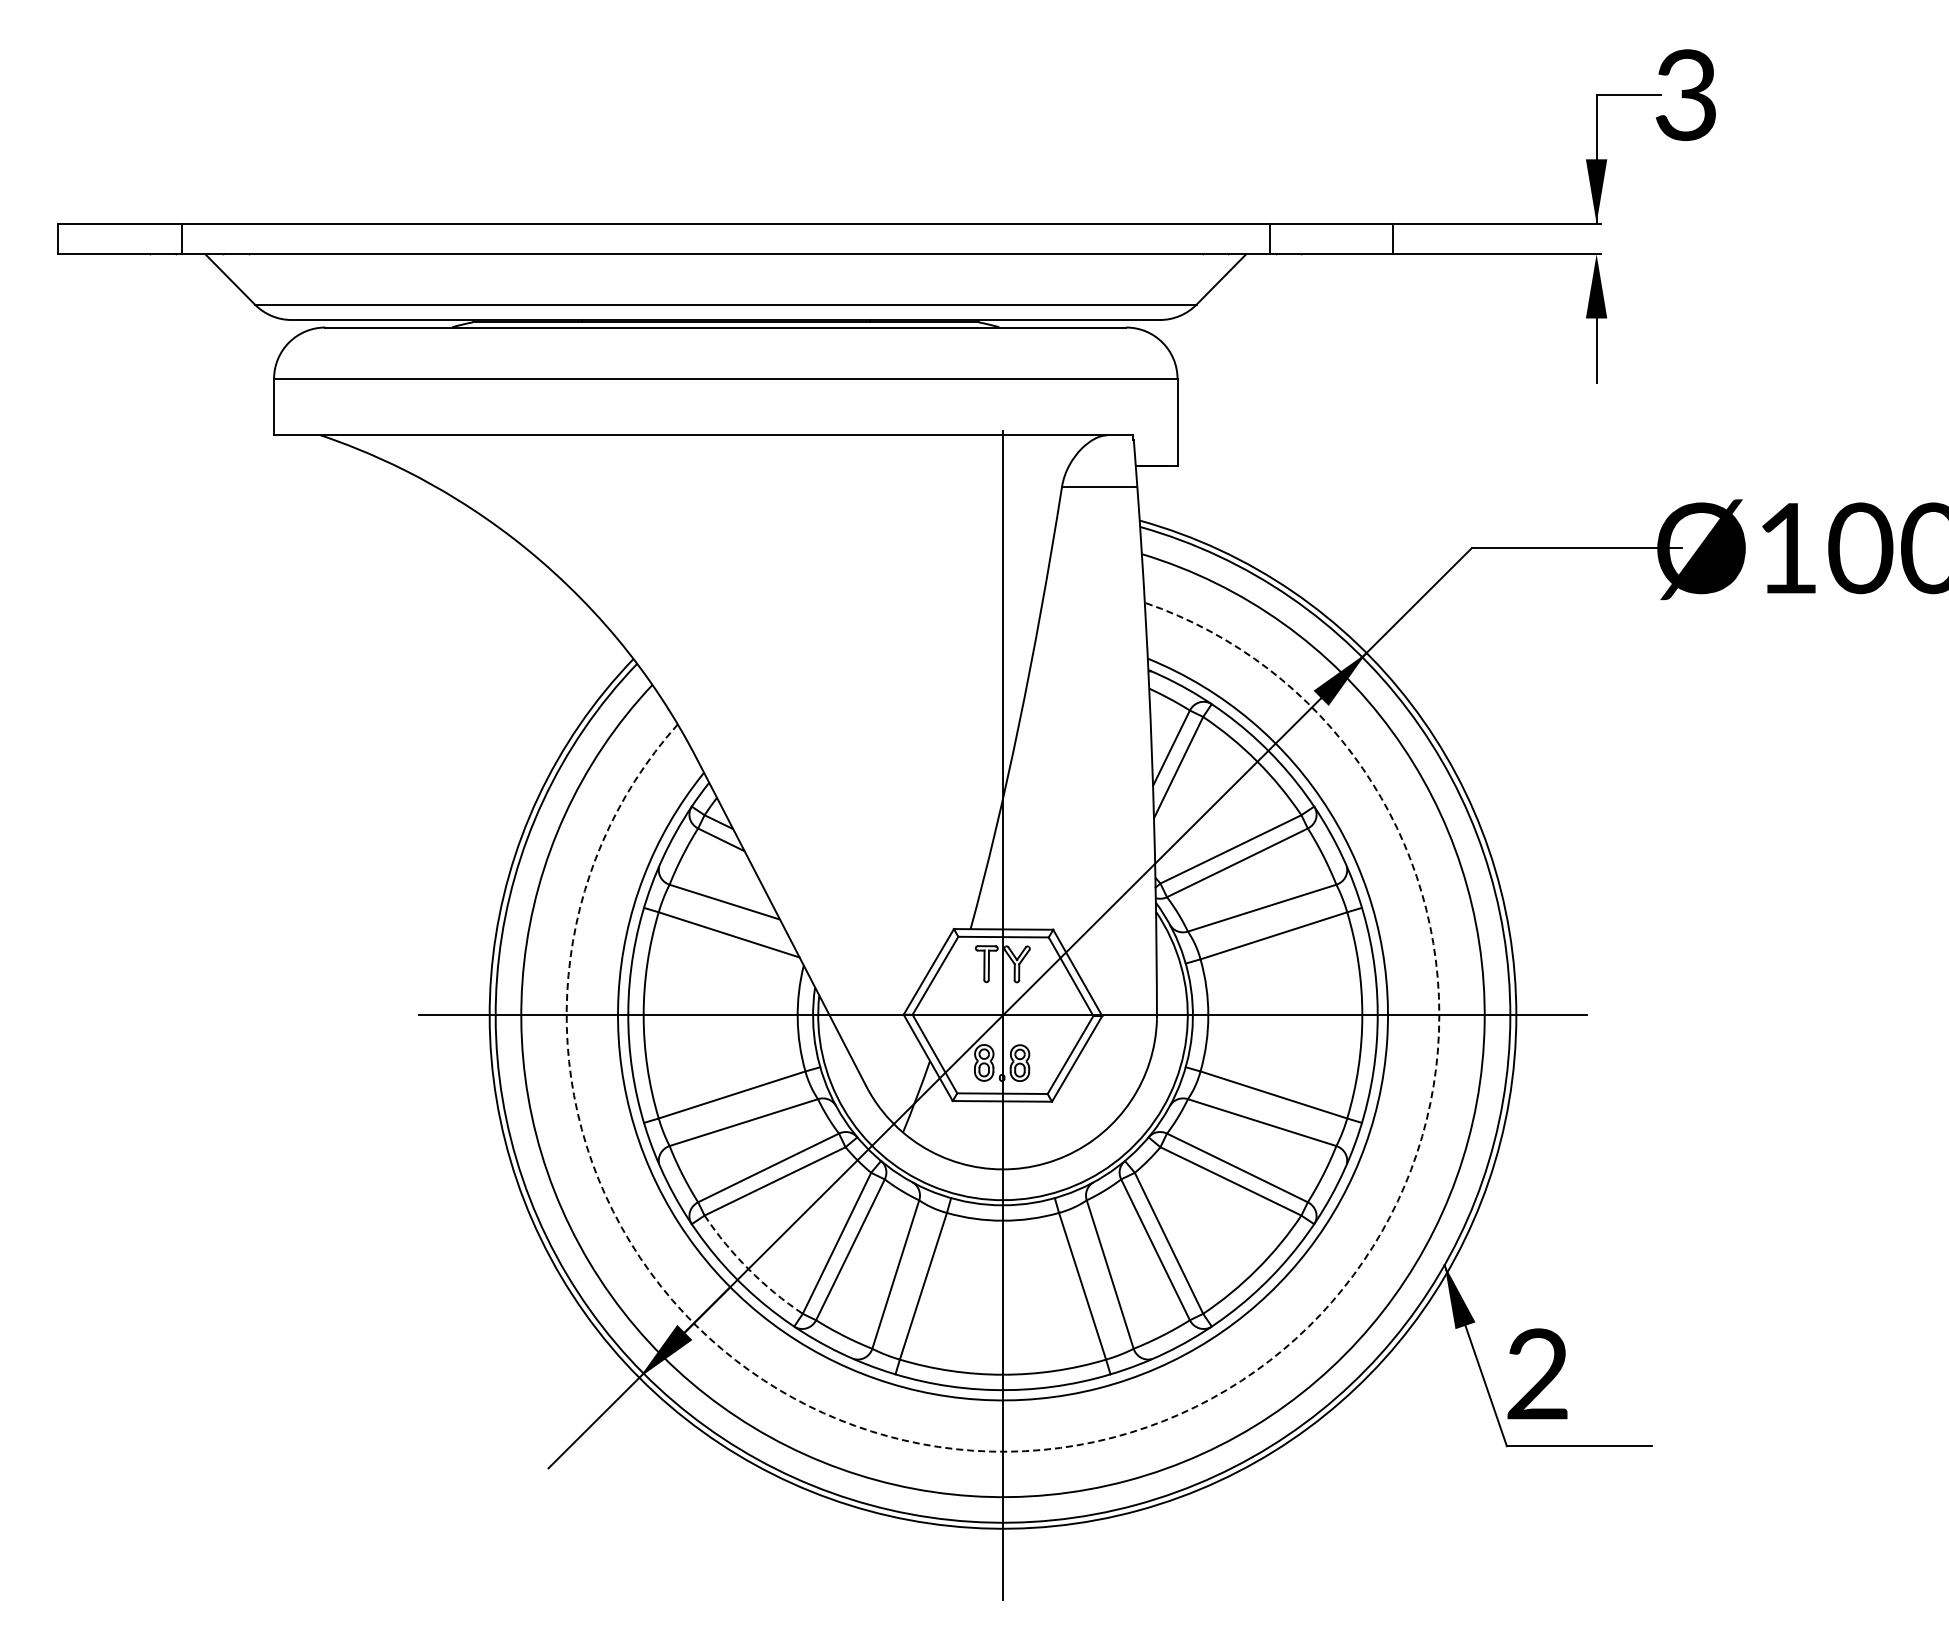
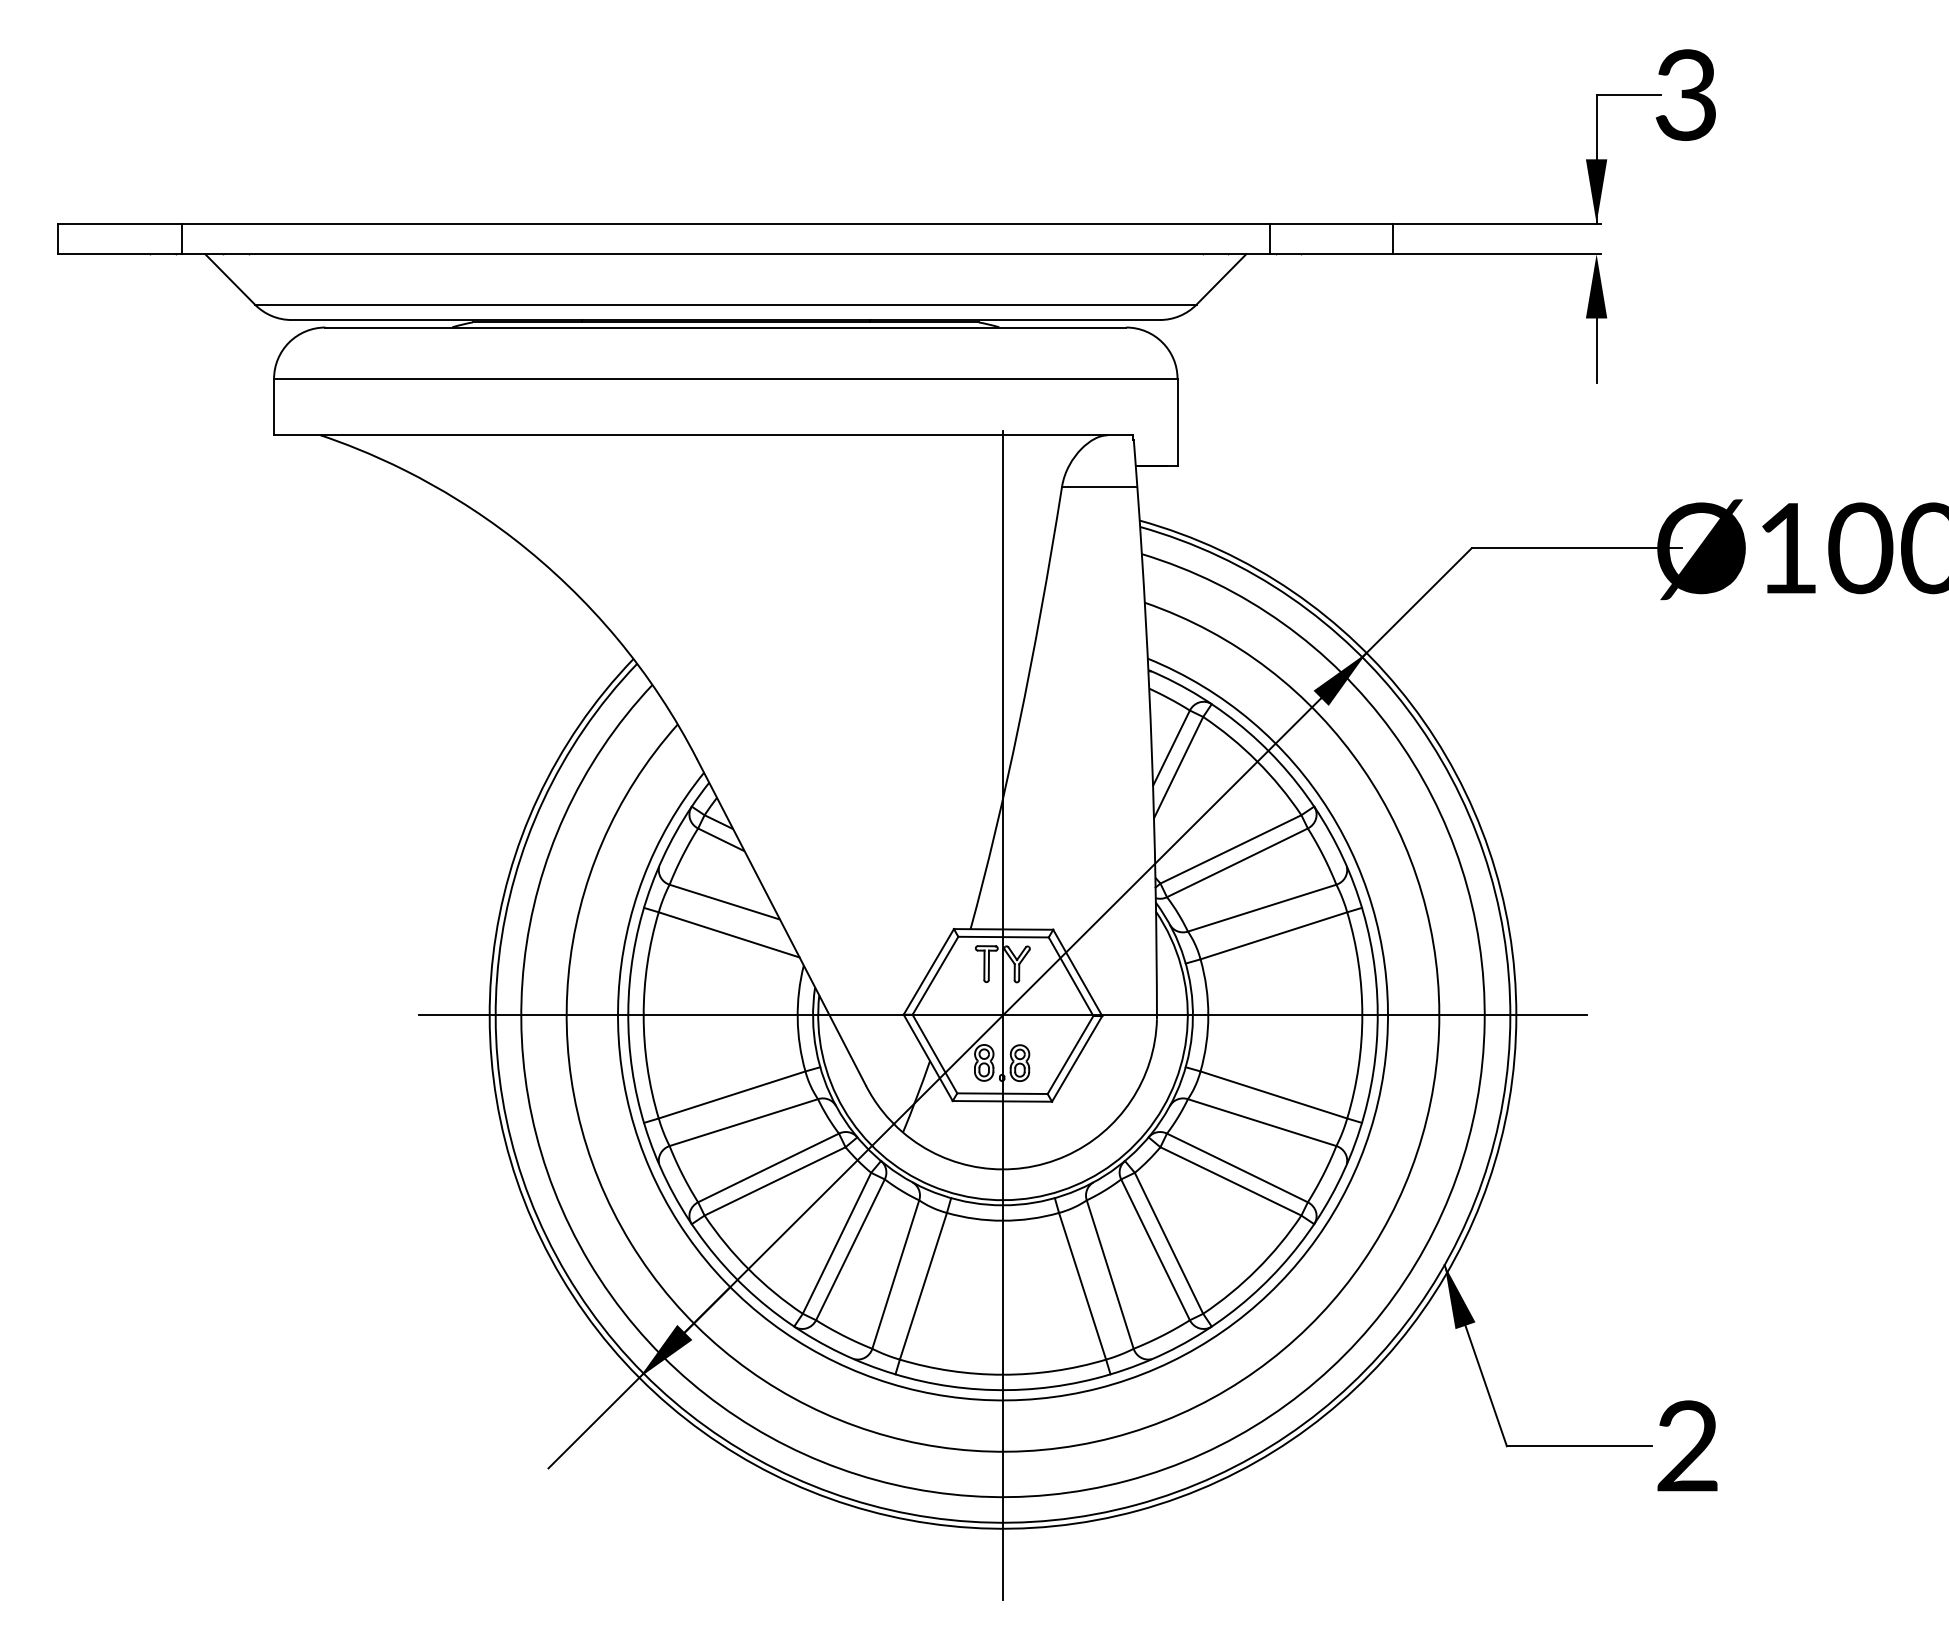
arc: dashed -> solid (748, 1269)
text position: (1537, 1373) -> (1687, 1445) (1687, 1445)
arc: dashed -> solid (1113, 1437)
